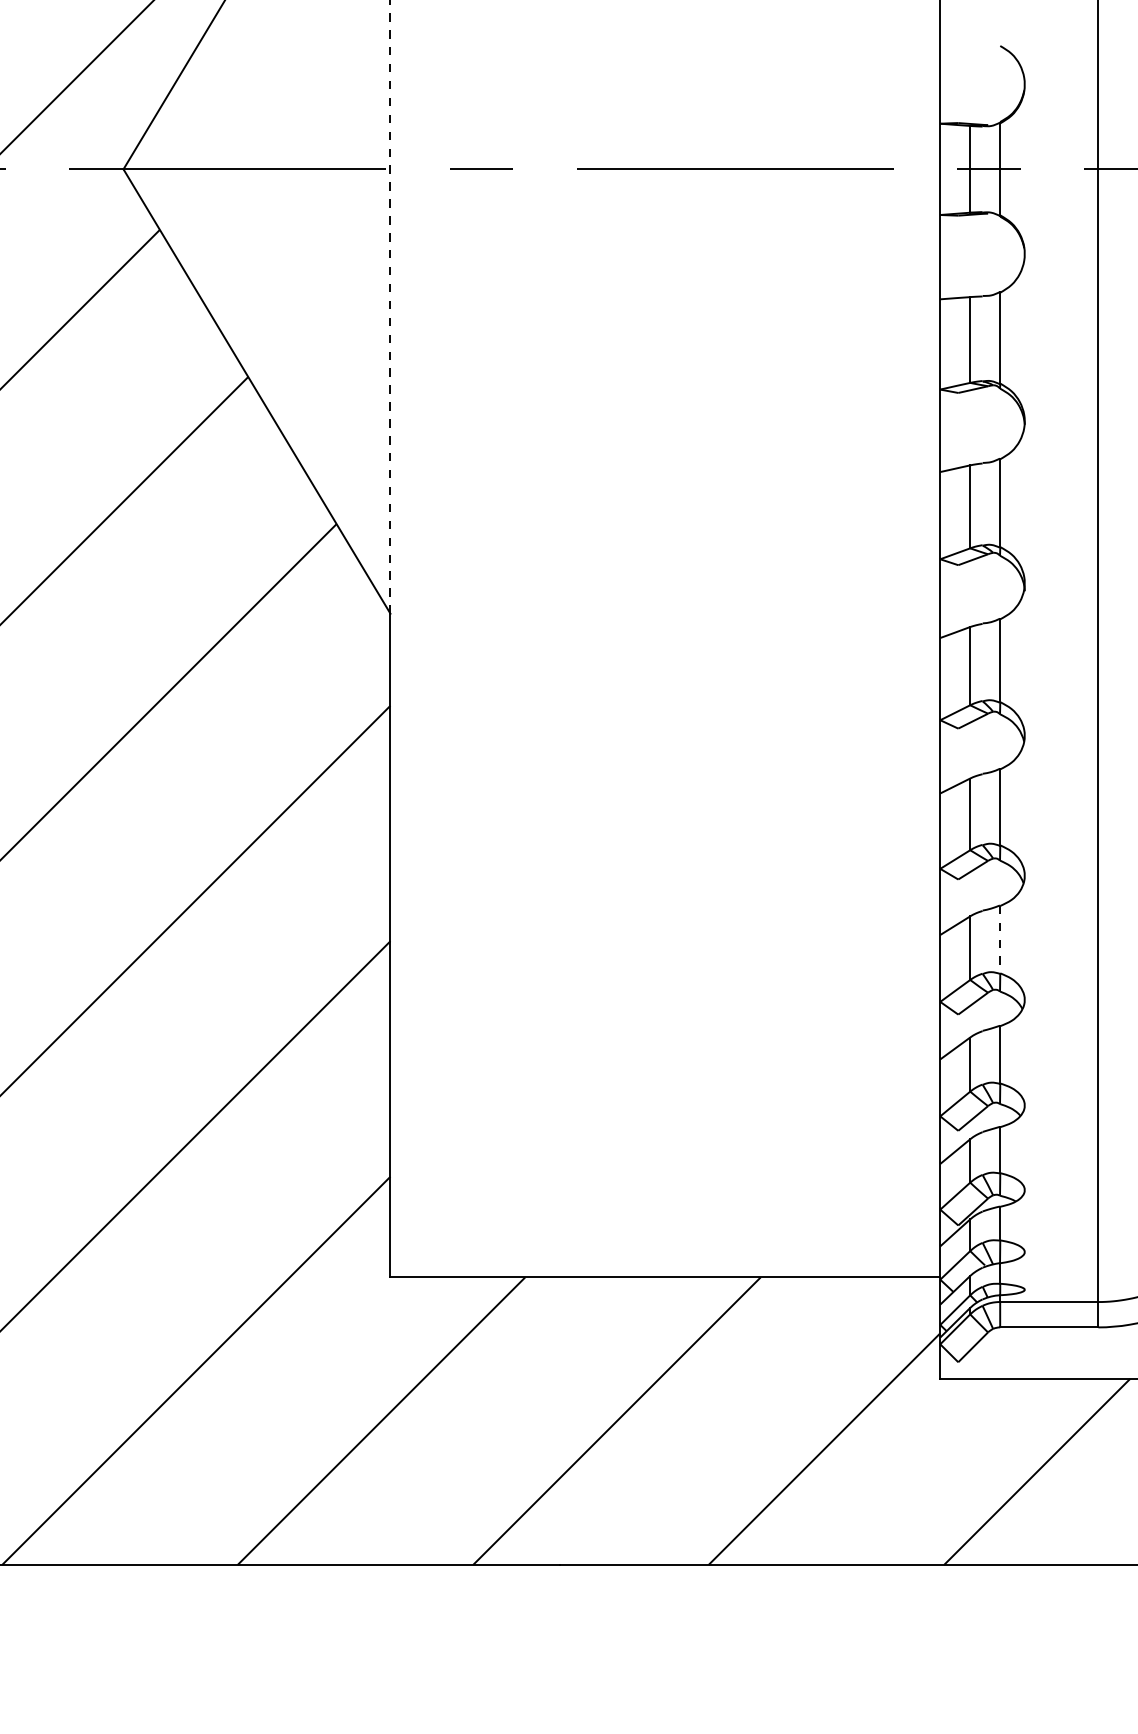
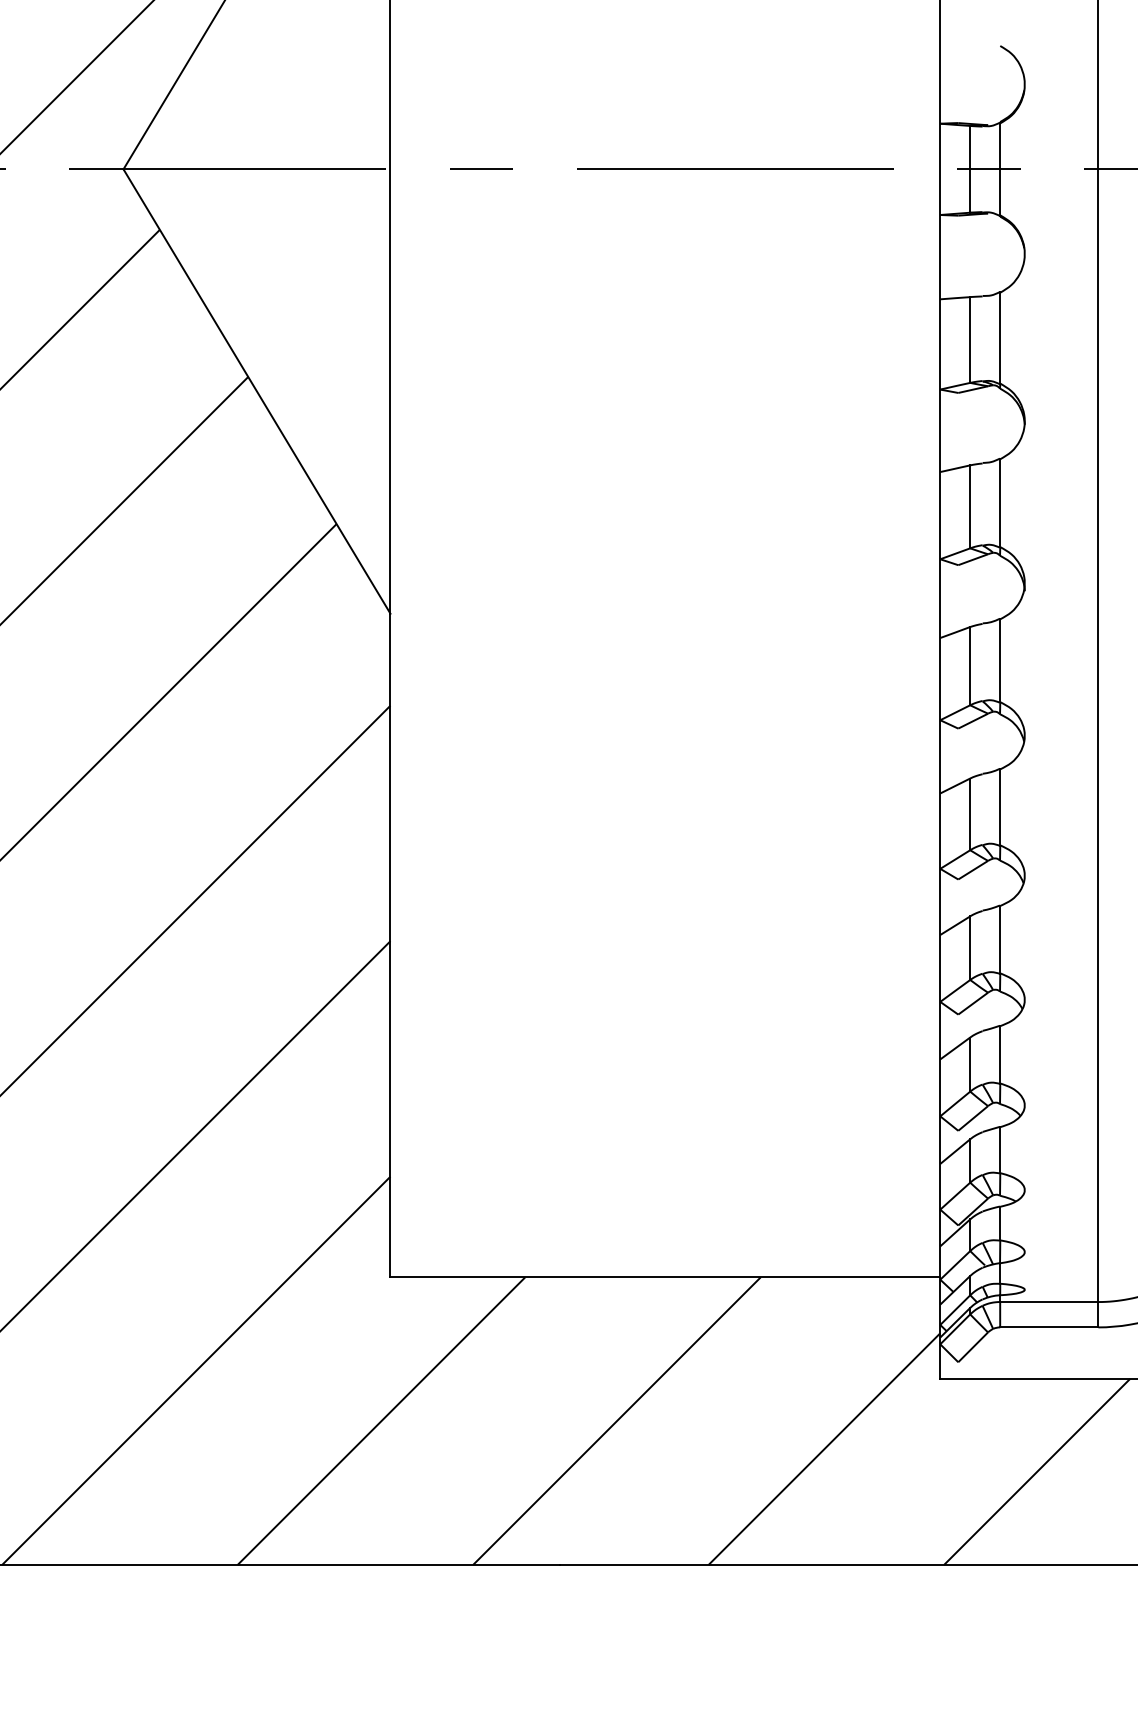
line: dashed -> solid (390, 306)
line: dashed -> solid (1000, 939)
